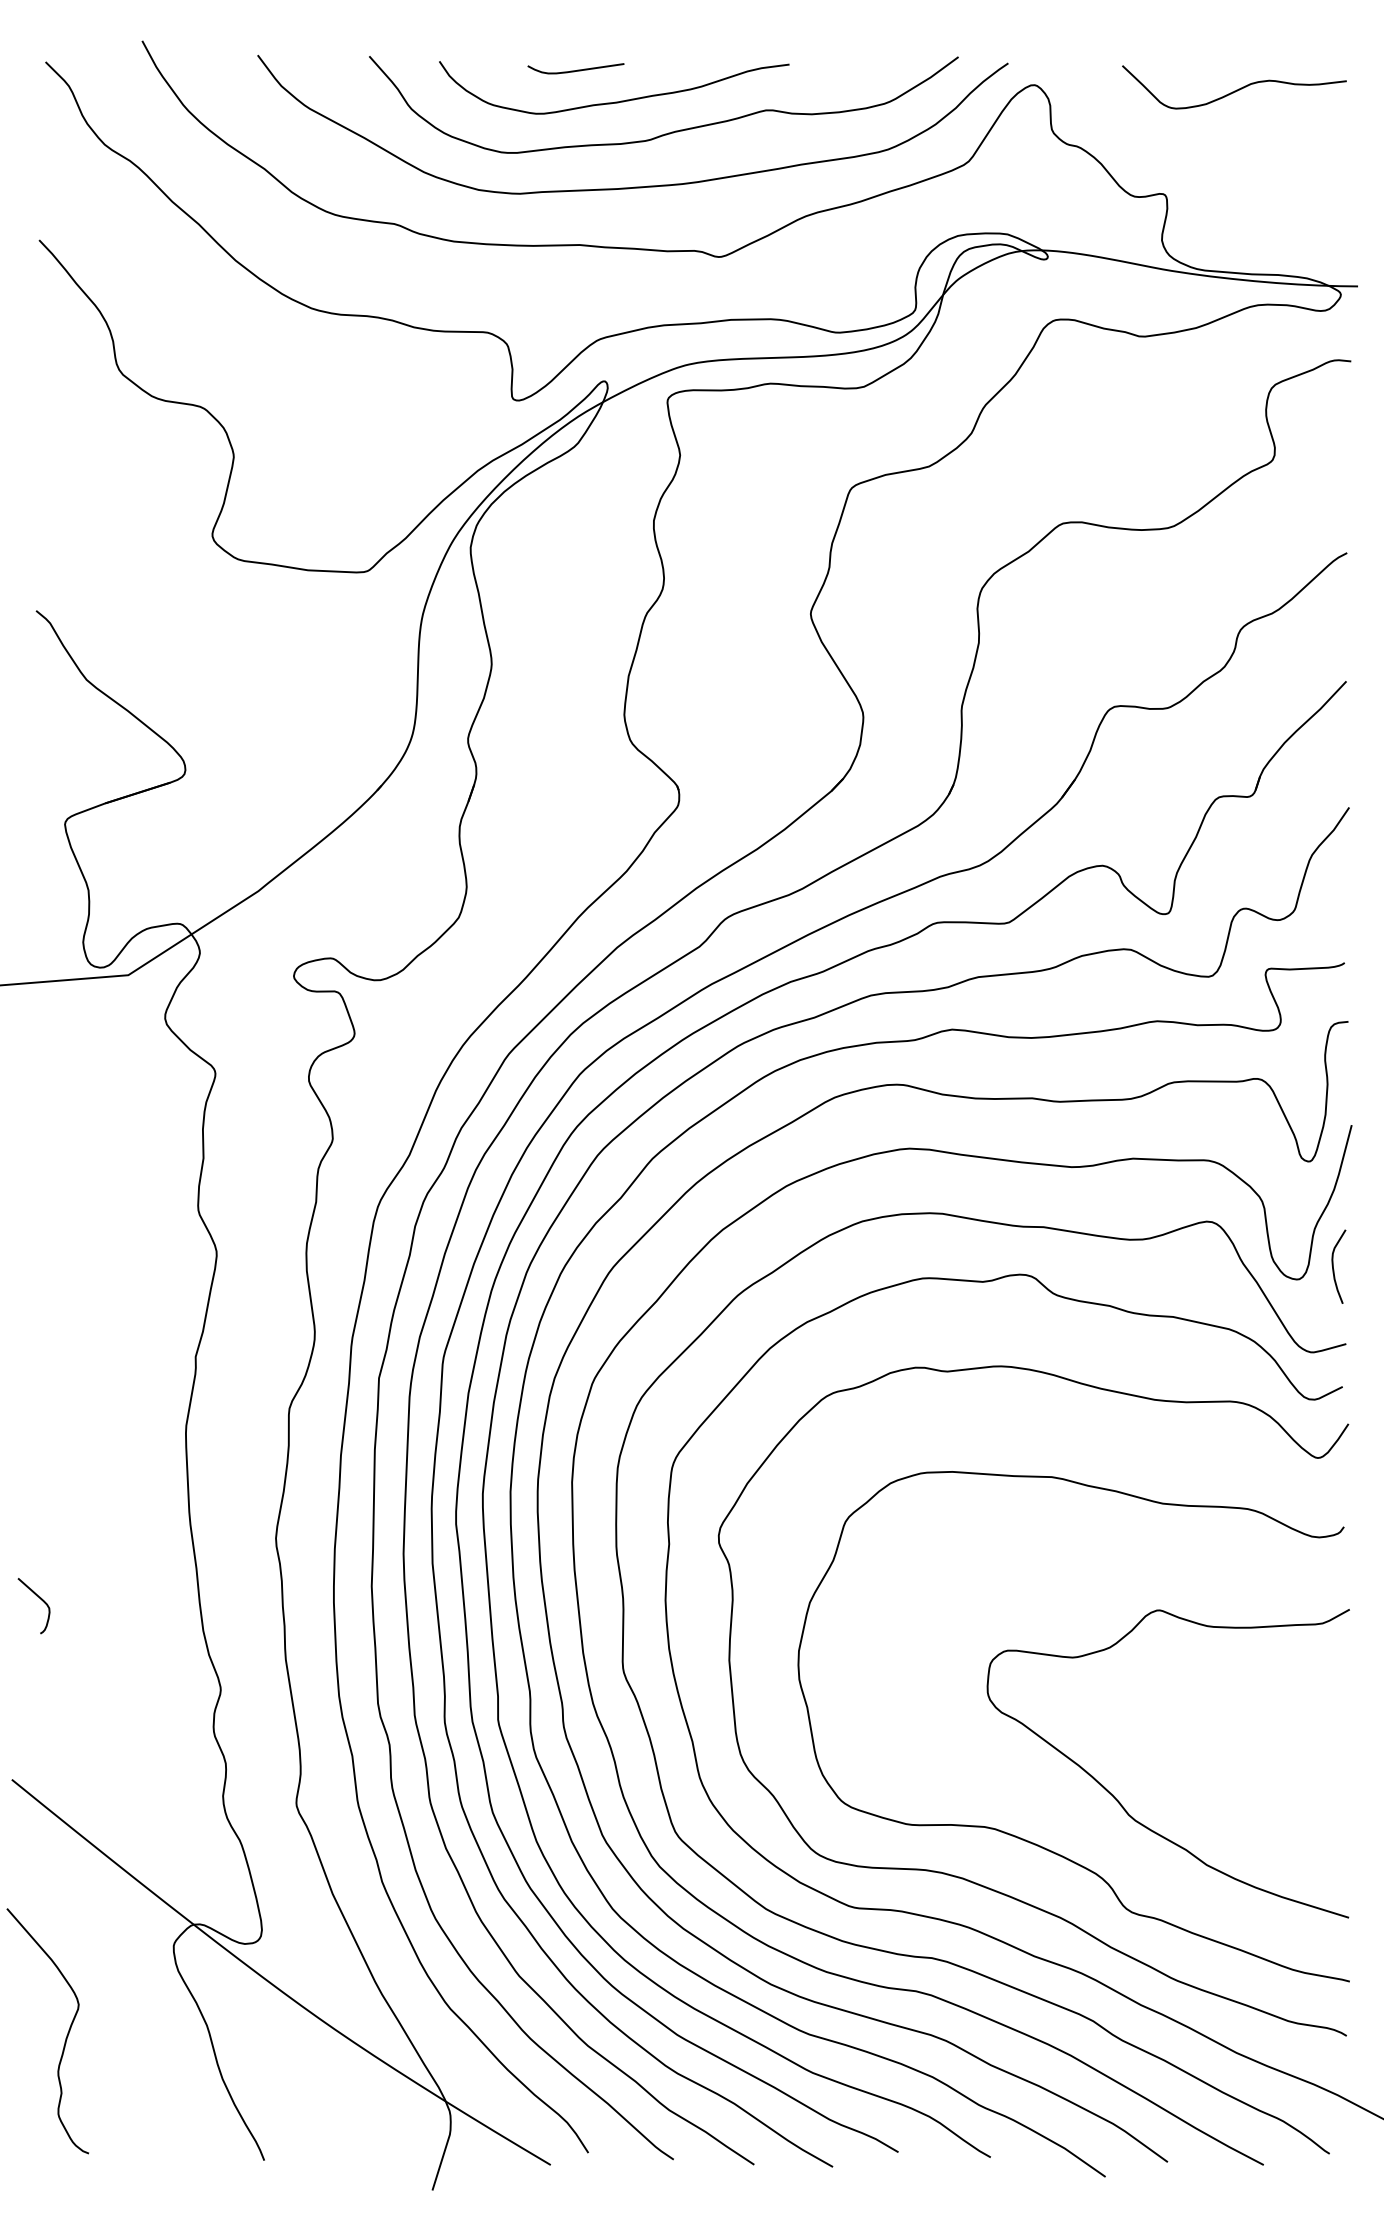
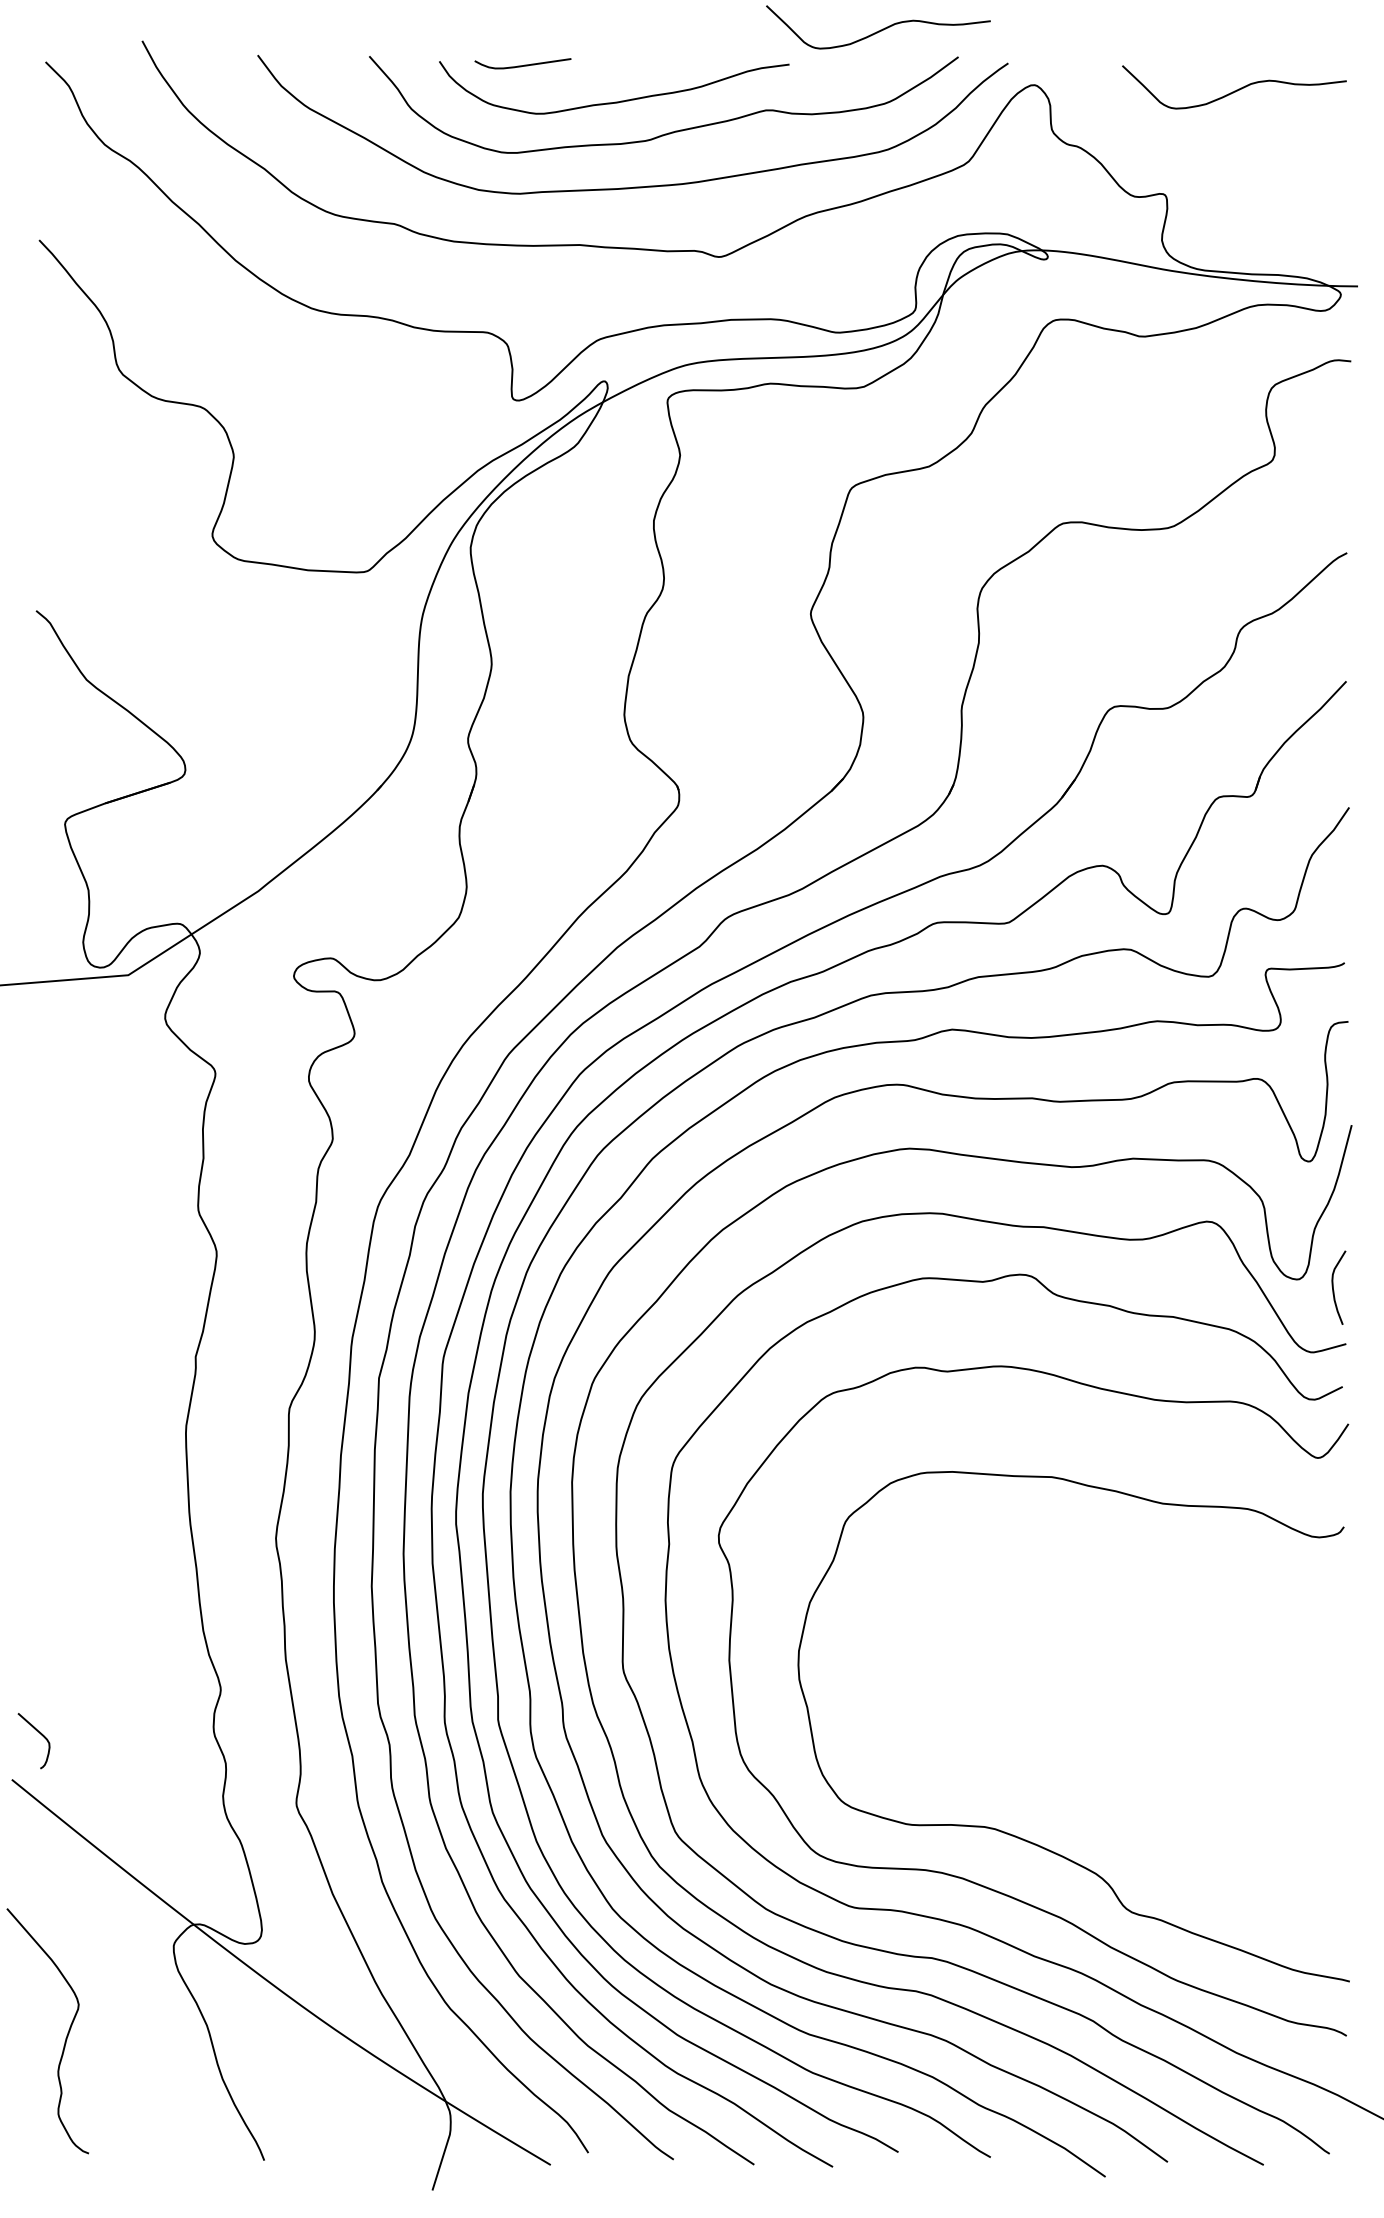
curve: none -> present (880, 29)
curve position: (575, 70) -> (522, 65) (522, 65)
curve position: (1333, 1266) -> (1333, 1287) (1333, 1287)
curve position: (40, 1599) -> (40, 1734) (40, 1734)
curve: present -> none (1120, 1802)
